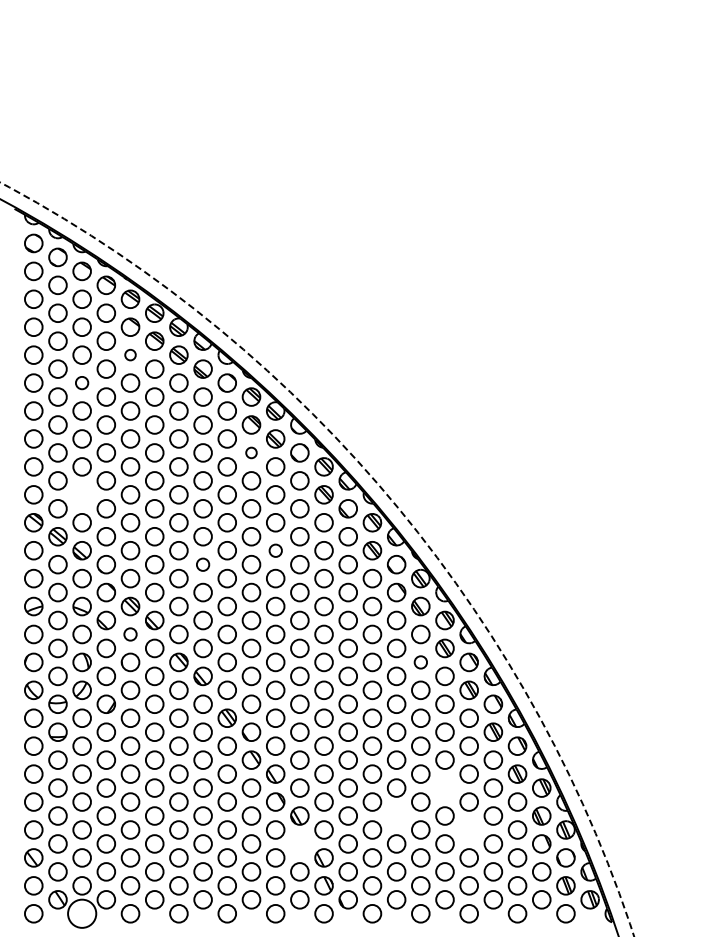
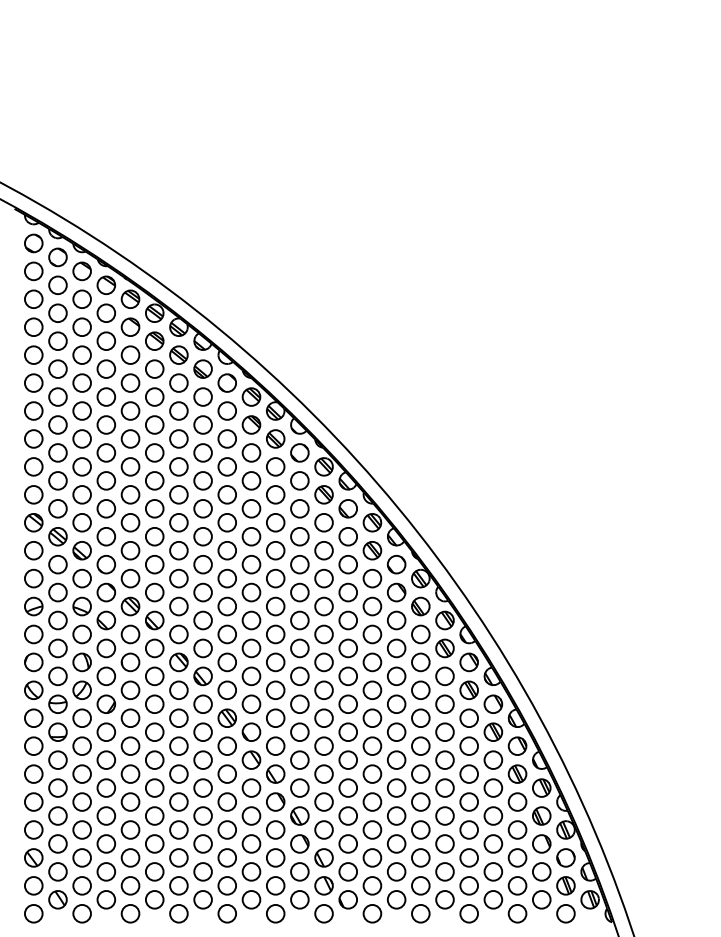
circle size: 13x14 px -> 21x20 px (130, 354)
circle size: 15x15 px -> 20x20 px (81, 382)
circle size: 13x14 px -> 21x20 px (251, 452)
circle: none -> present (81, 494)
circle size: 15x15 px -> 20x20 px (275, 550)
circle: dashed -> solid (317, 559)
circle size: 15x15 px -> 20x20 px (202, 564)
circle size: 15x15 px -> 21x21 px (130, 634)
circle size: 15x15 px -> 20x21 px (420, 662)
circle: none -> present (444, 787)
circle: none -> present (396, 815)
circle: none -> present (468, 829)
part: none -> present (299, 843)
circle diameter: 28 px -> 18 px (81, 913)
